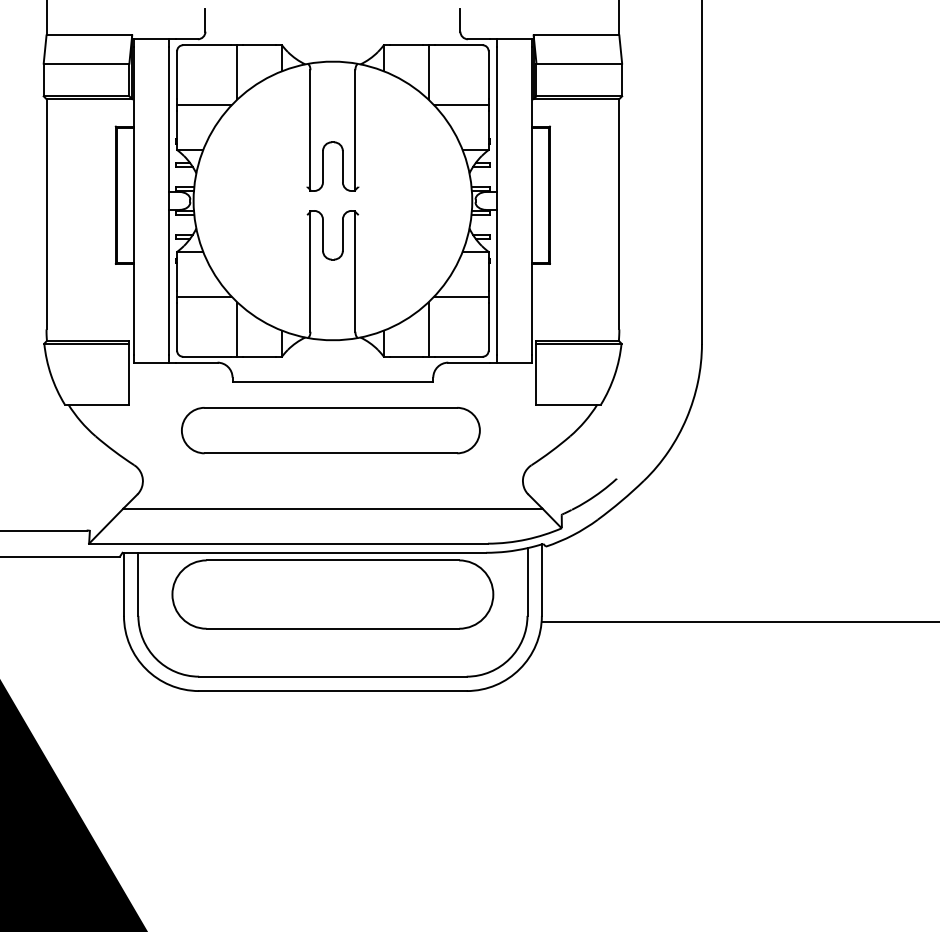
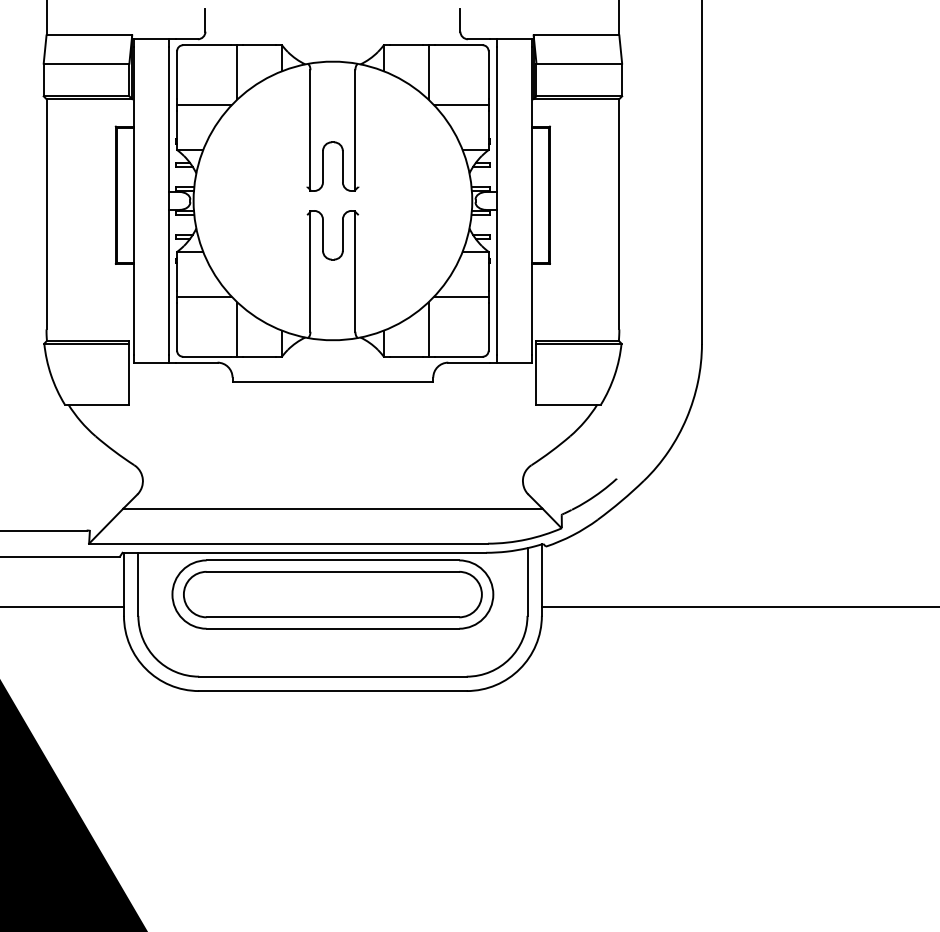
part position: (330, 430) -> (332, 594) (332, 594)
line: none -> present (62, 606)
line position: (738, 621) -> (738, 606) (738, 606)
